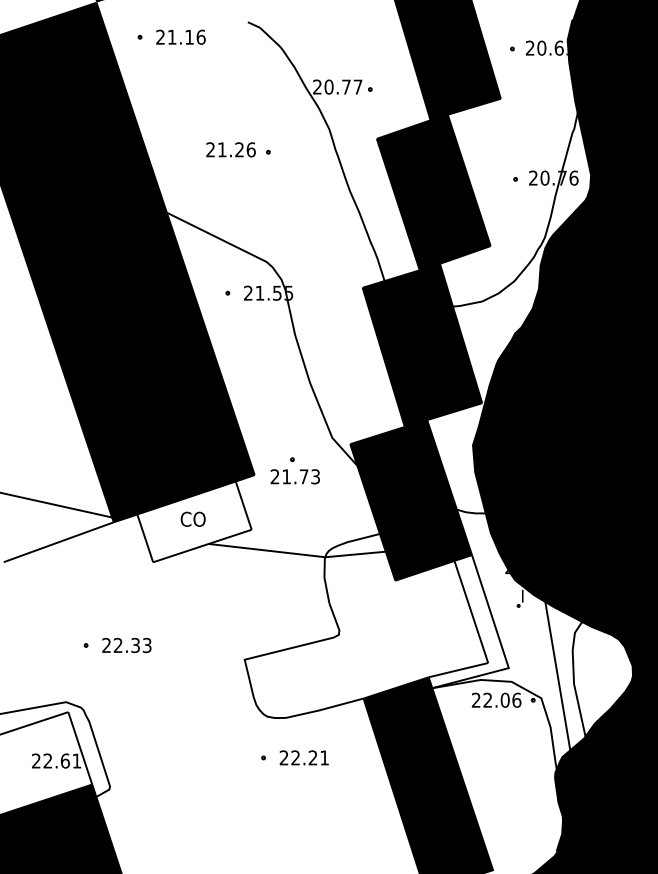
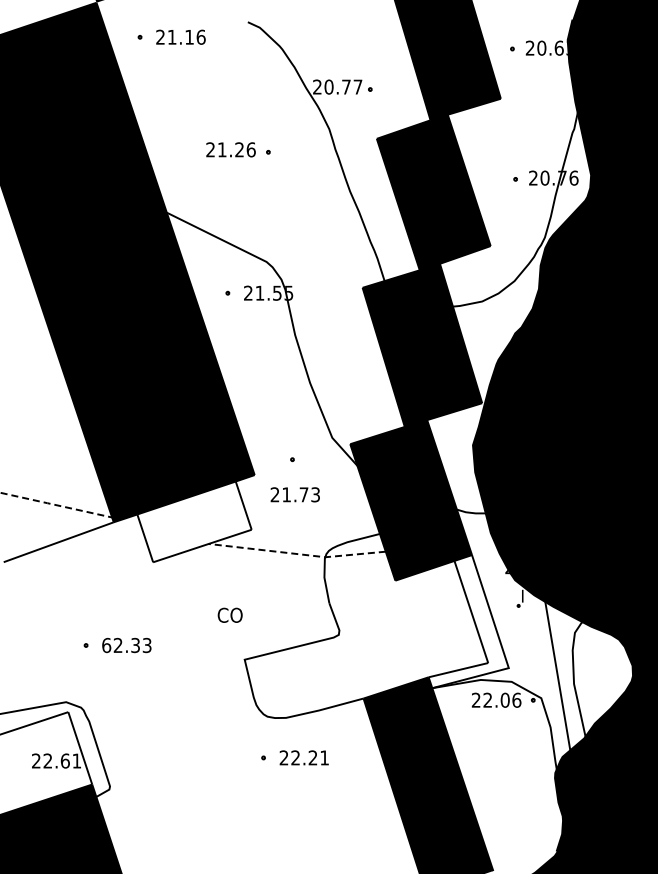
text position: (294, 476) -> (294, 494) (294, 494)
line: solid -> dashed (56, 505)
text position: (192, 518) -> (229, 614) (229, 614)
line: solid -> dashed (297, 554)
text: 22.33 -> 62.33 (106, 645)
